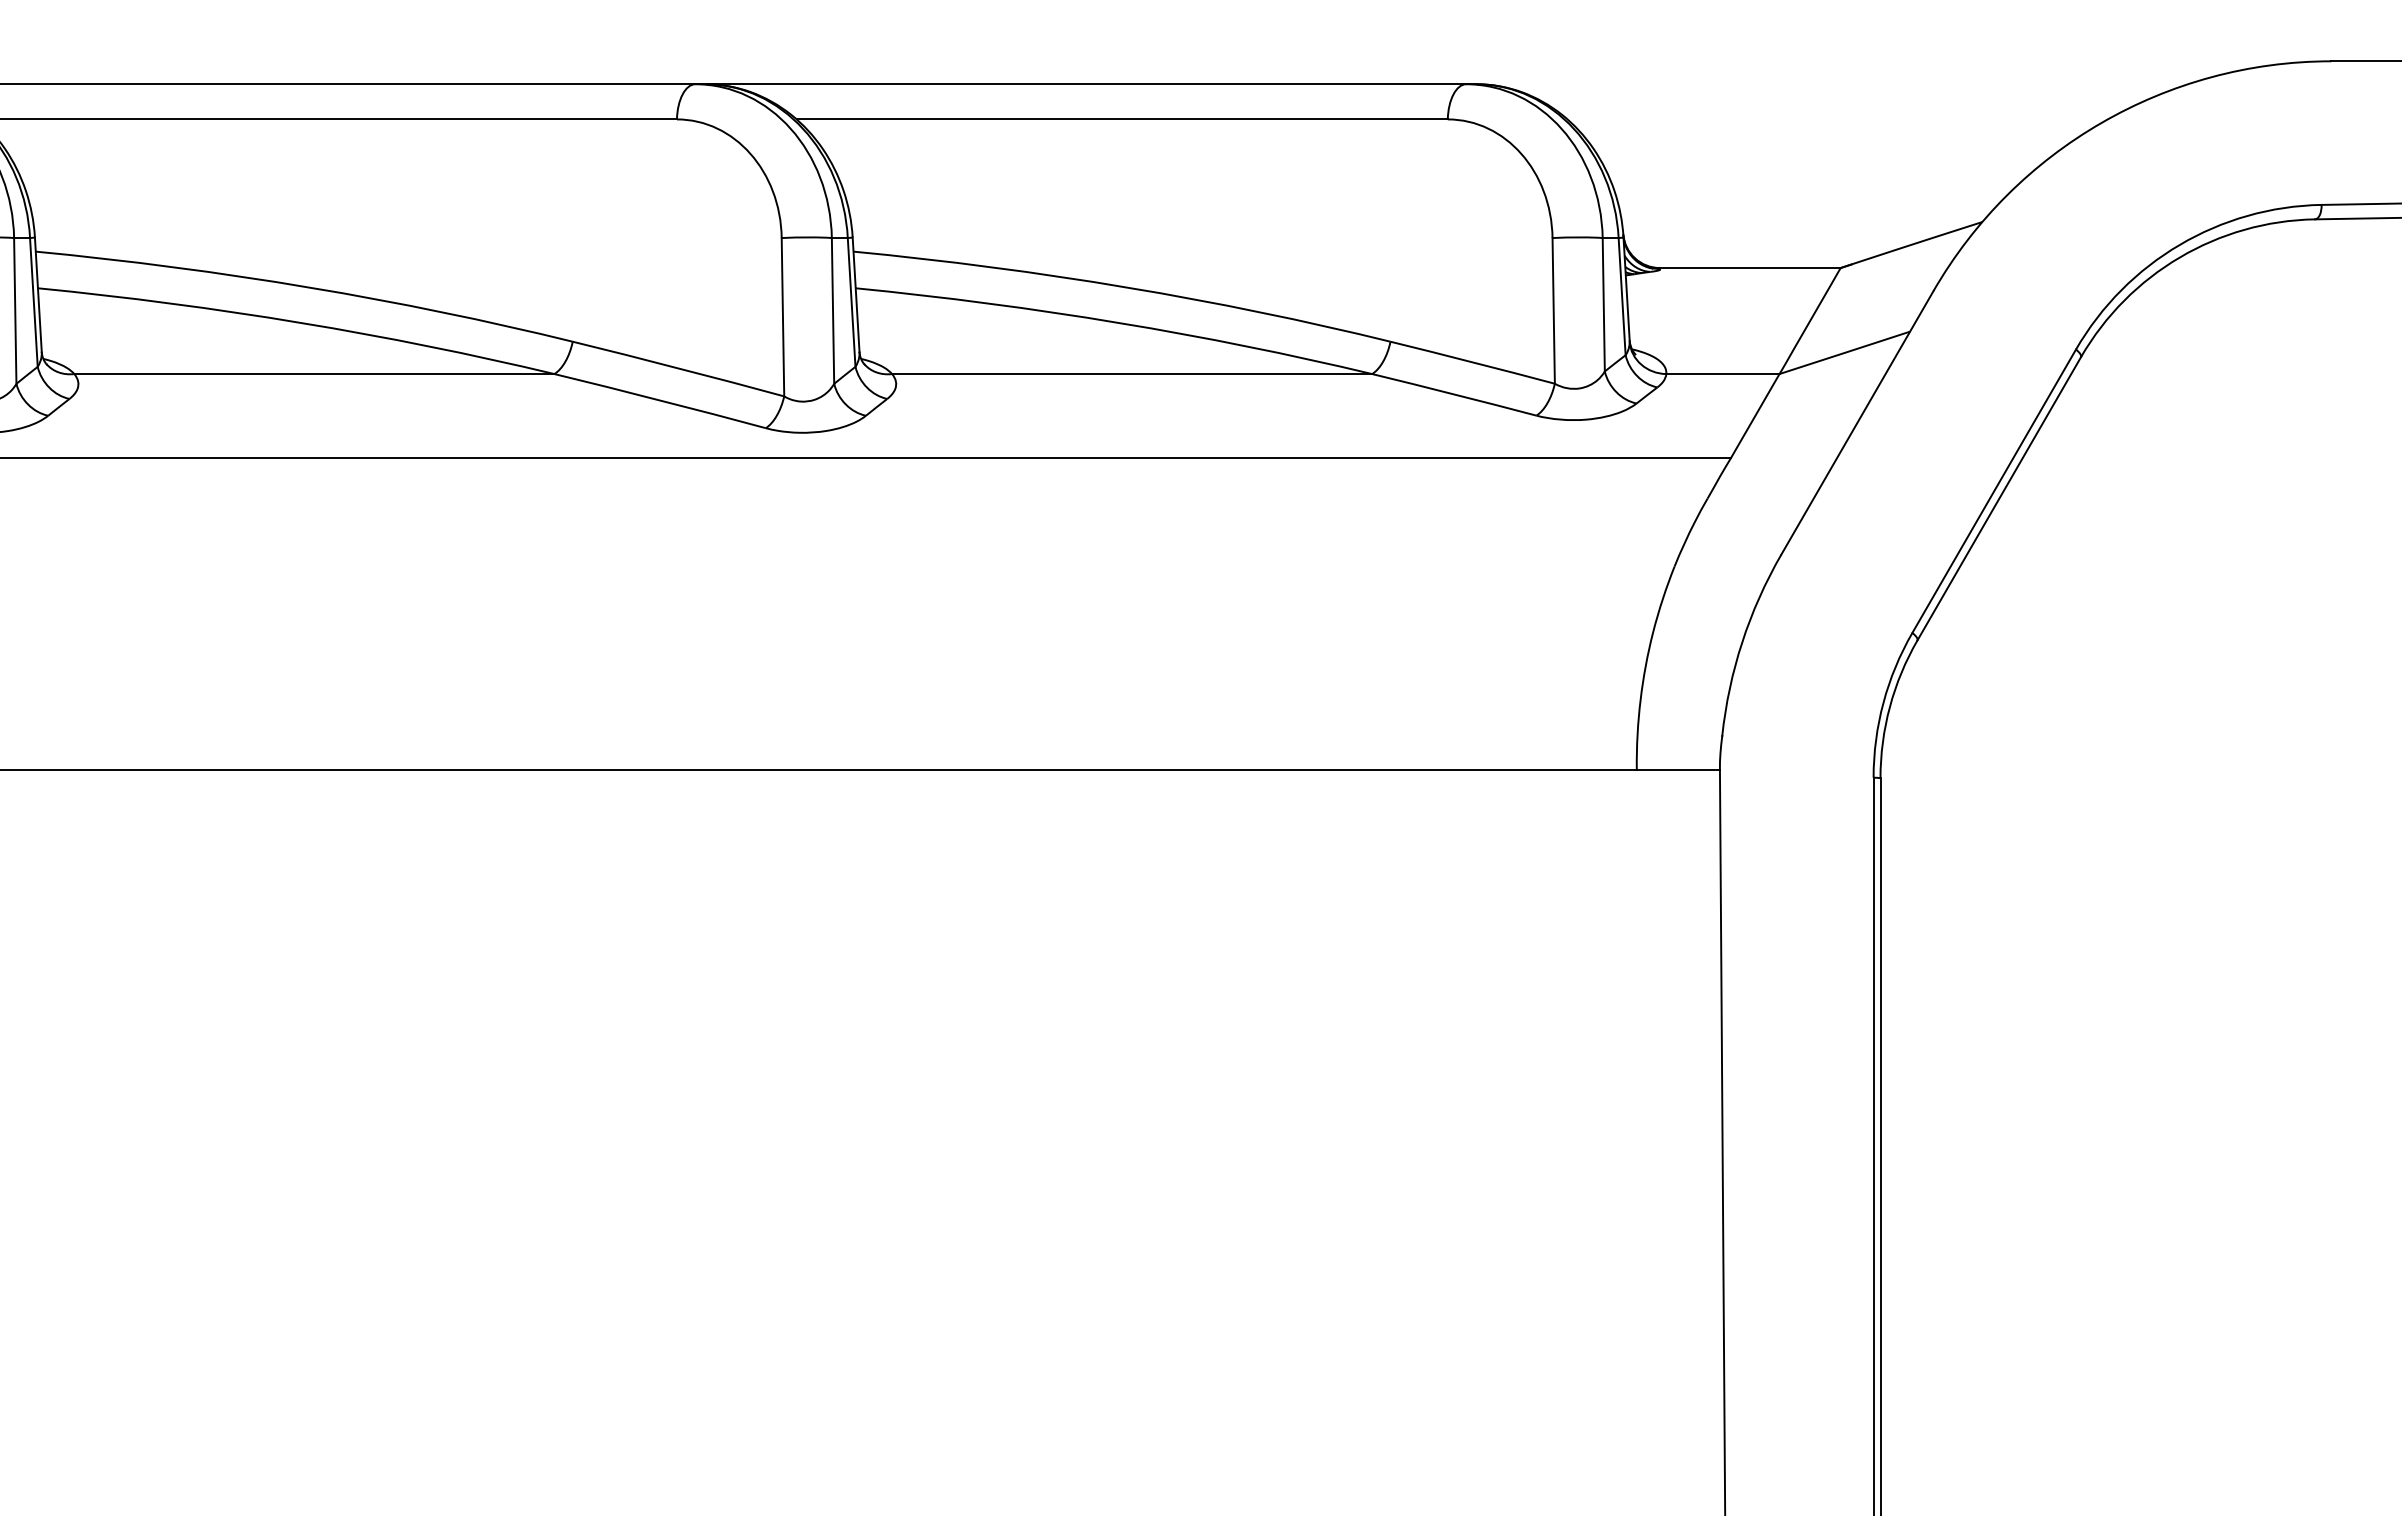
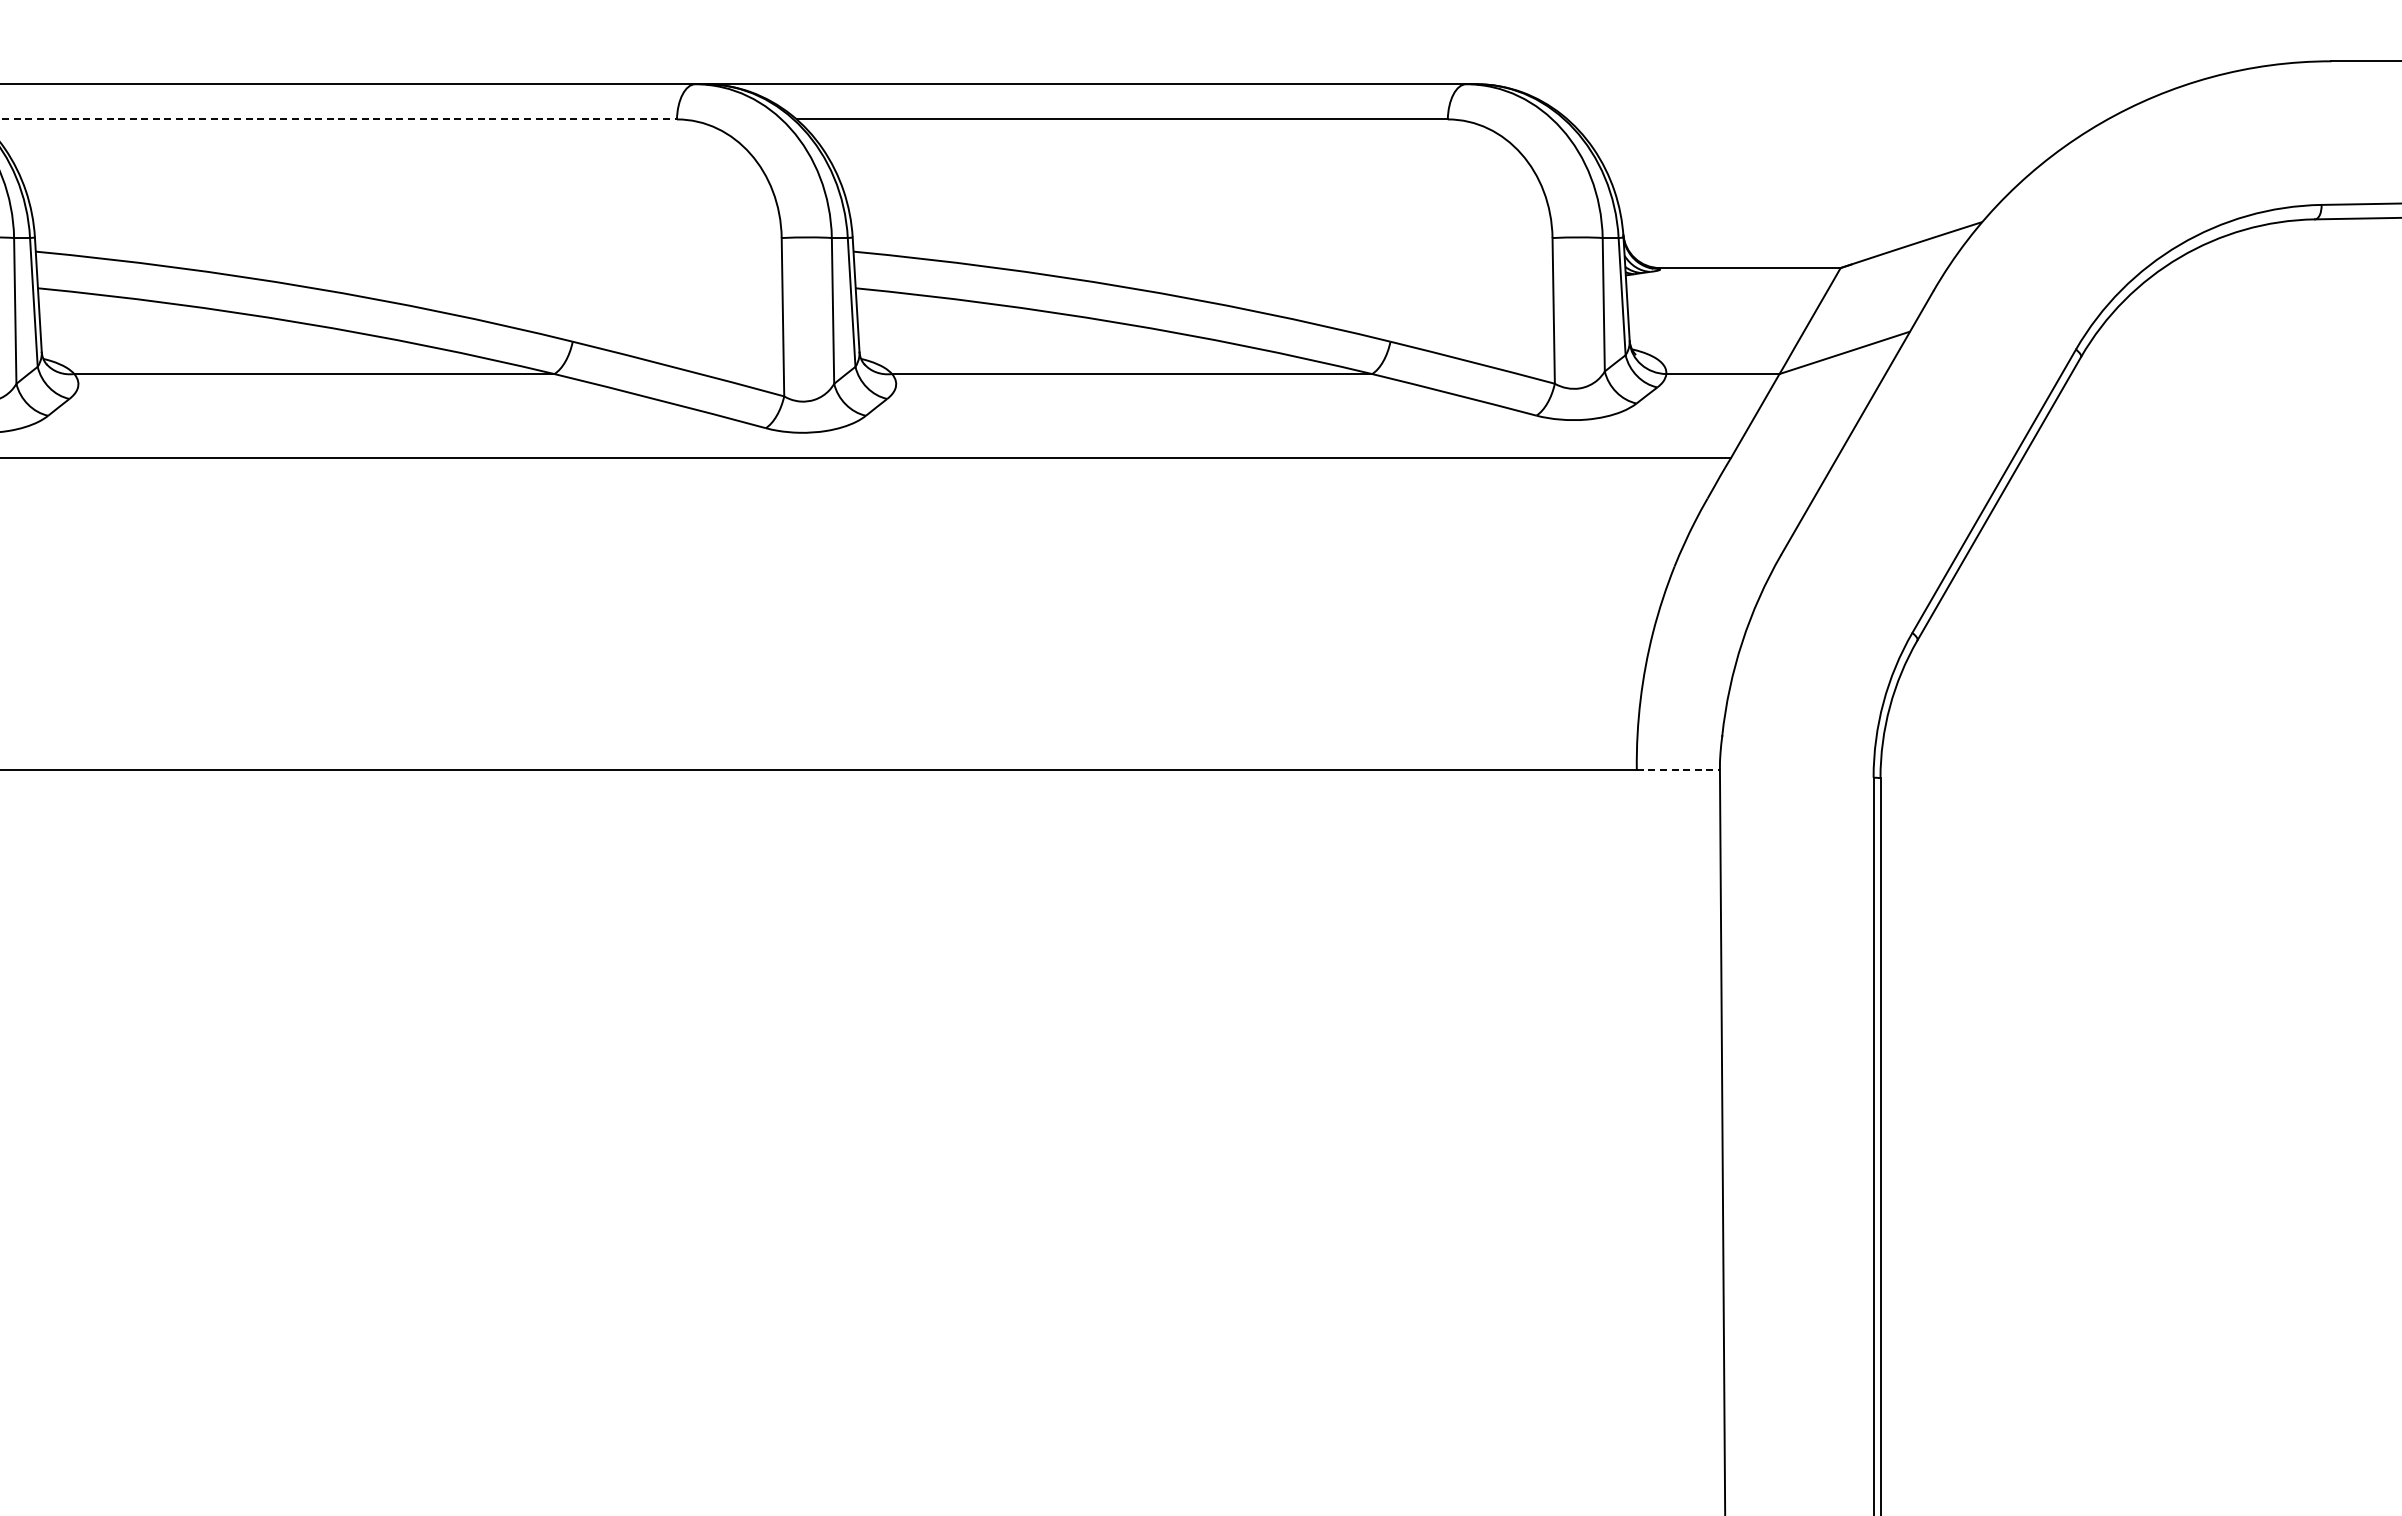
line: solid -> dashed (338, 119)
line: solid -> dashed (1678, 769)
